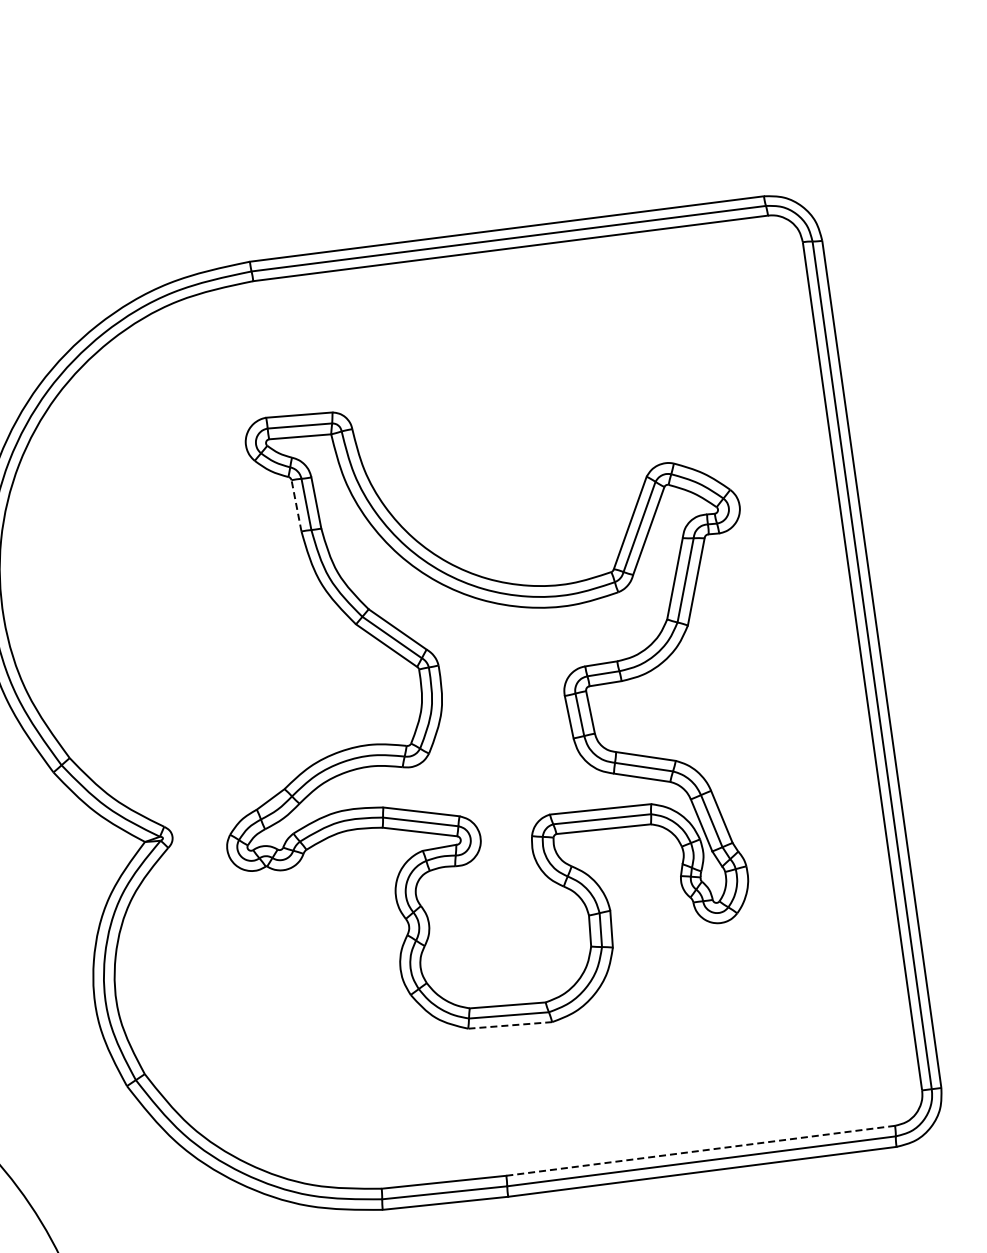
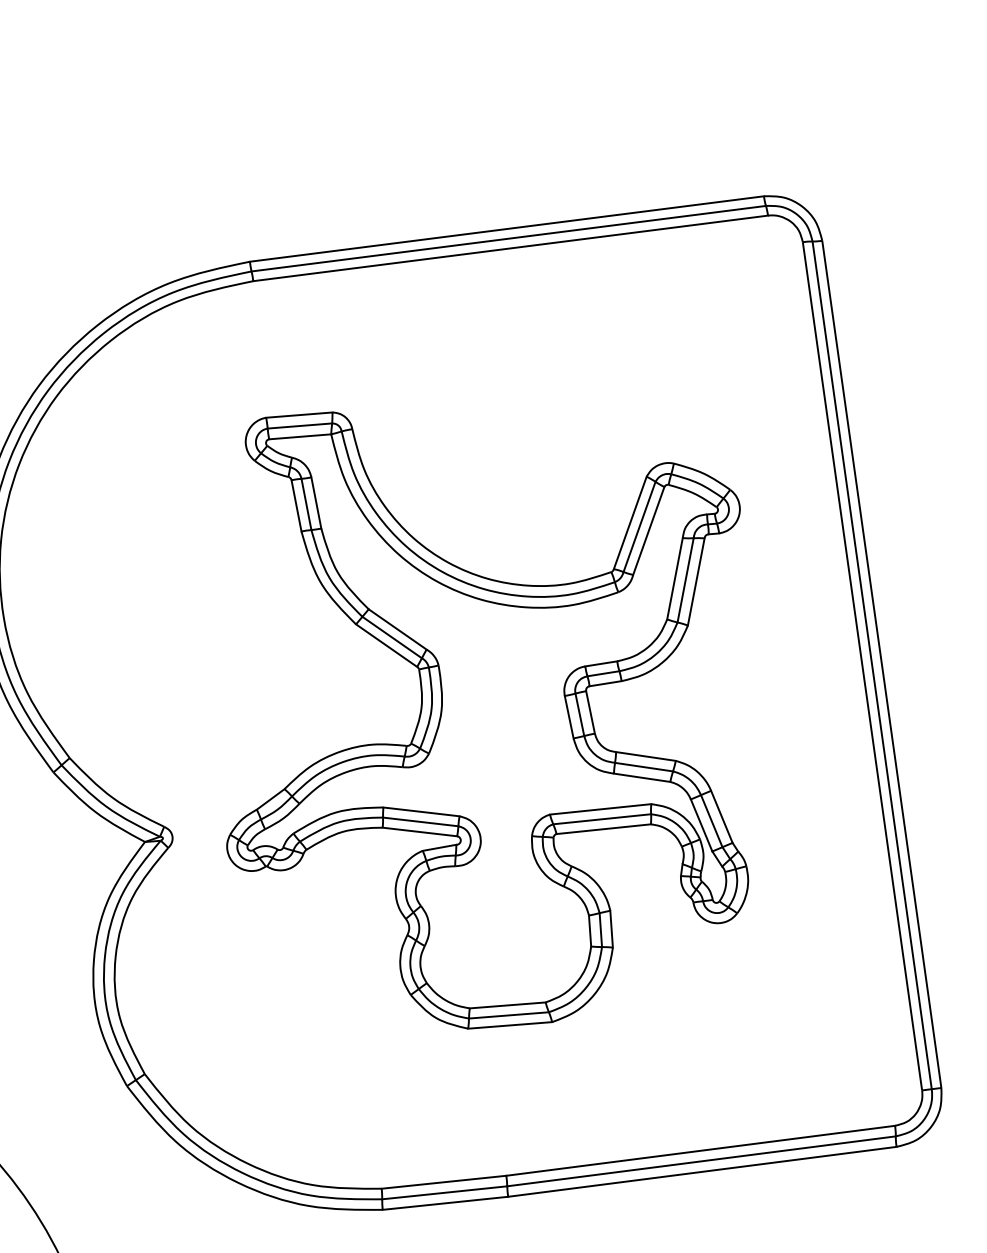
line: dashed -> solid (296, 505)
line: dashed -> solid (509, 1025)
line: dashed -> solid (700, 1150)
